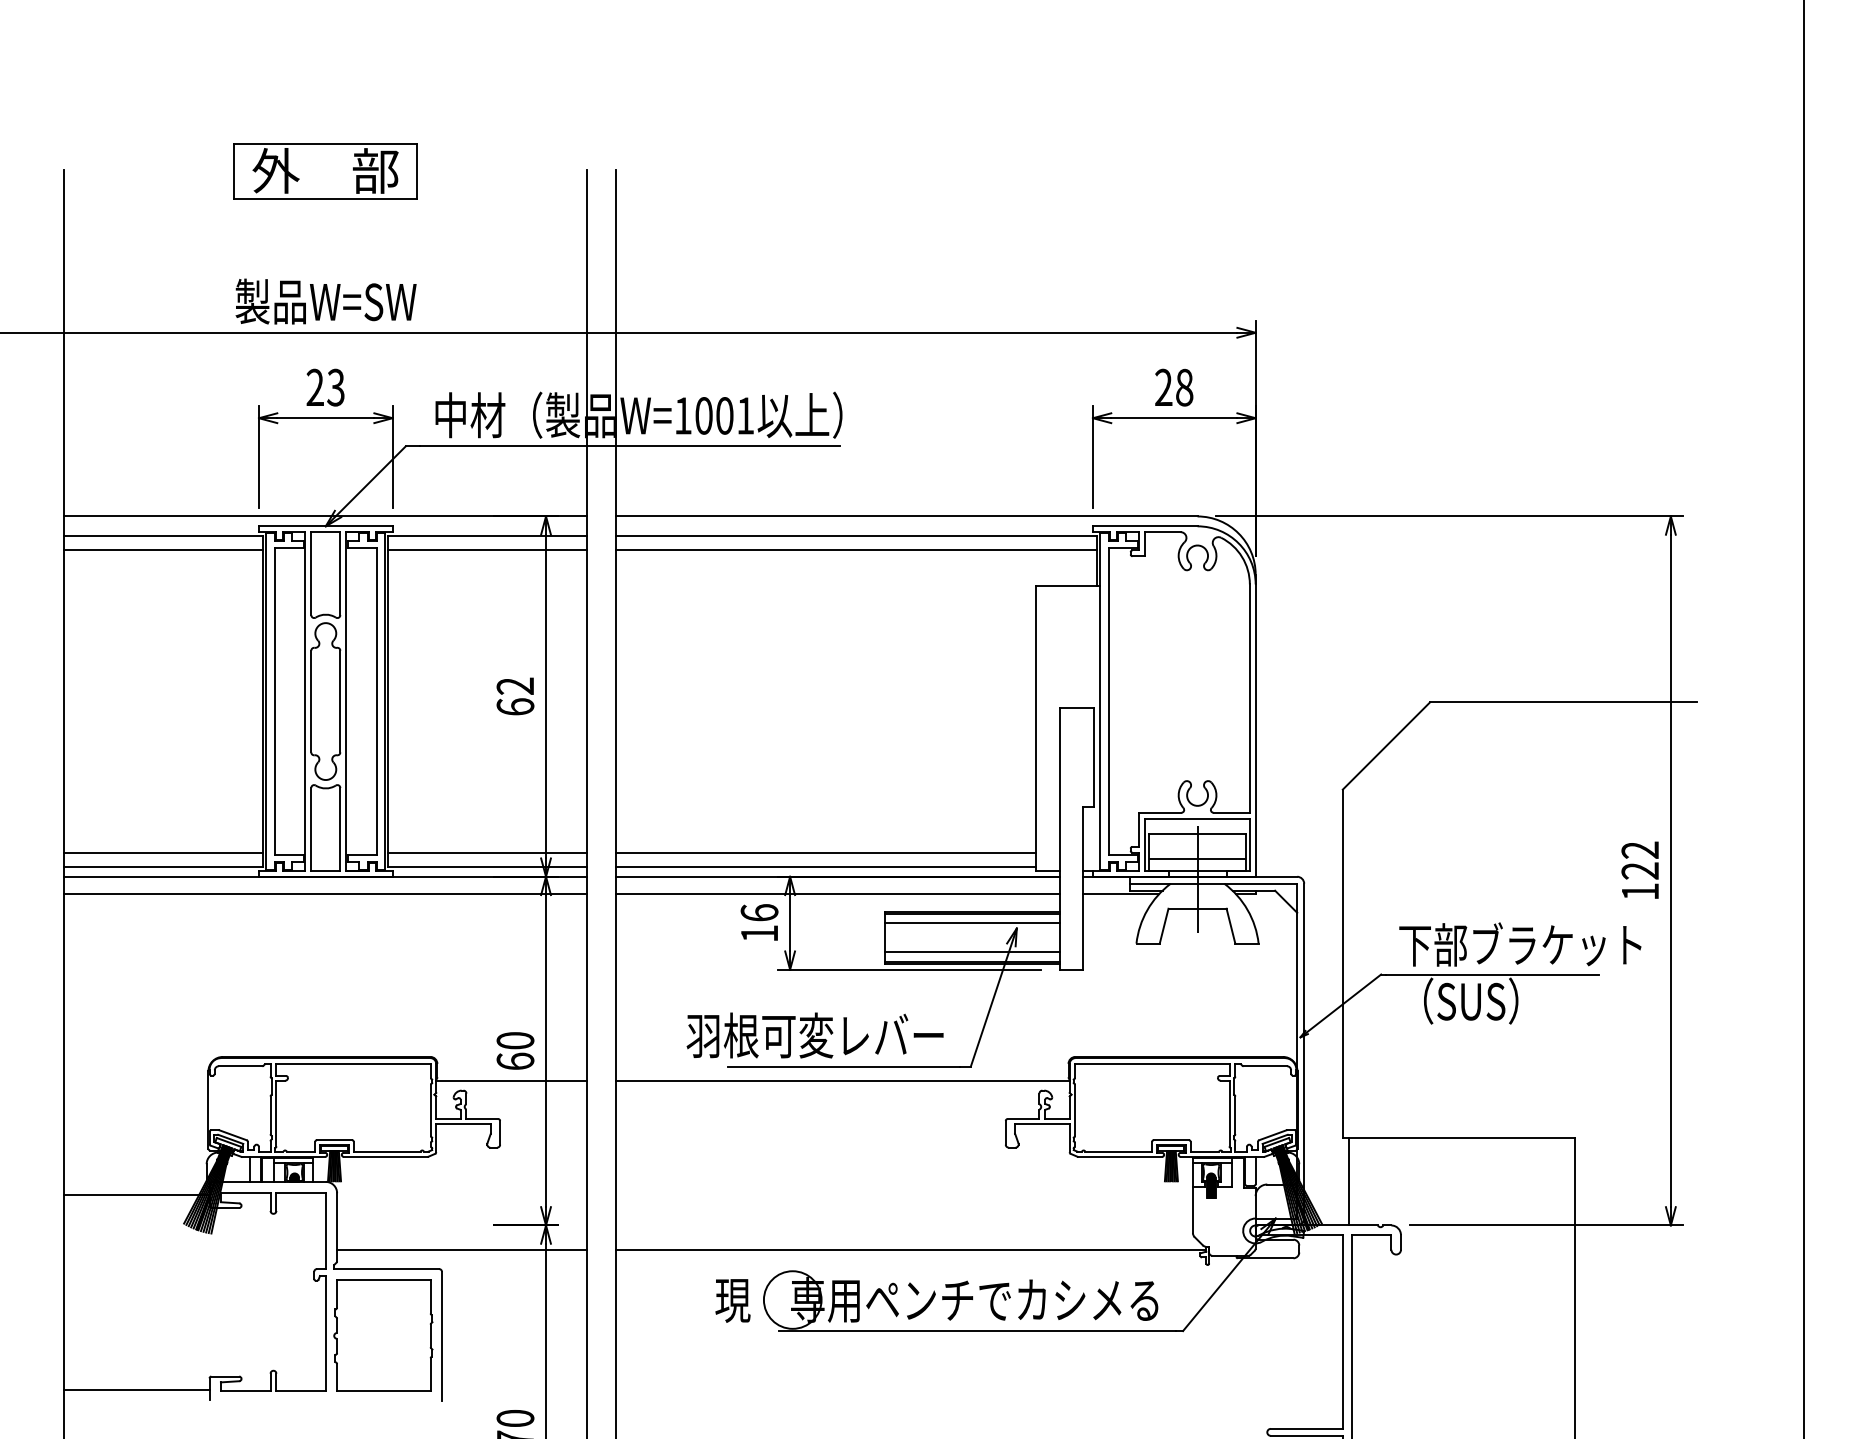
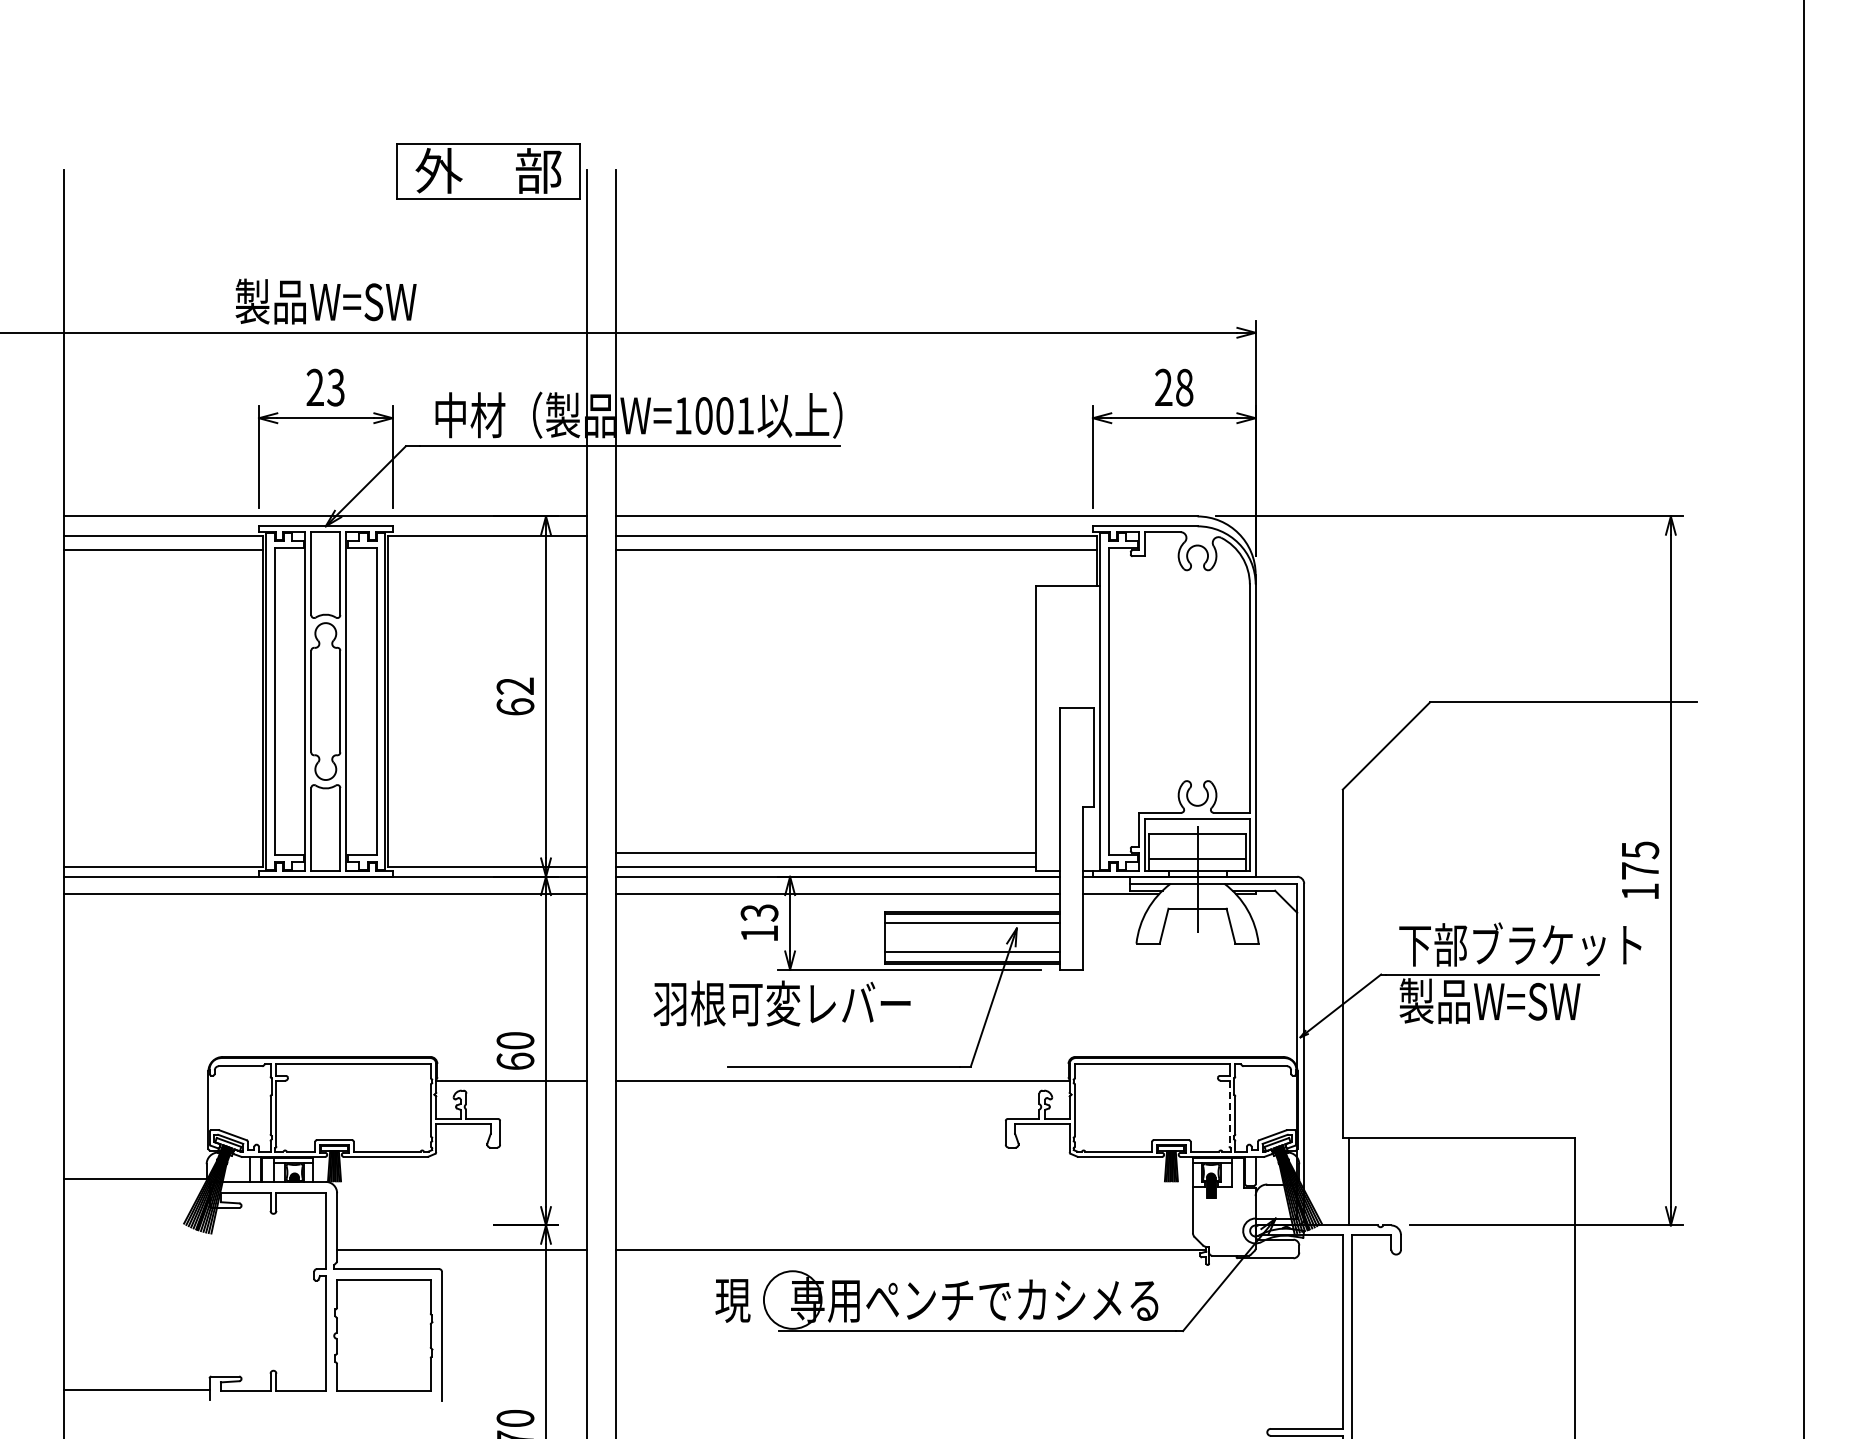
part position: (325, 171) -> (488, 171) (488, 171)
line: present -> none (487, 550)
line: present -> none (163, 852)
line: present -> none (487, 852)
text: 122 -> 175 (1640, 860)
text: 16 -> 13 (759, 912)
text: （SUS） -> 製品W=SW (1489, 1000)
text position: (814, 1035) -> (781, 1003) (781, 1003)
line: solid -> dashed (1229, 1113)
line position: (136, 1194) -> (136, 1178) (136, 1178)
